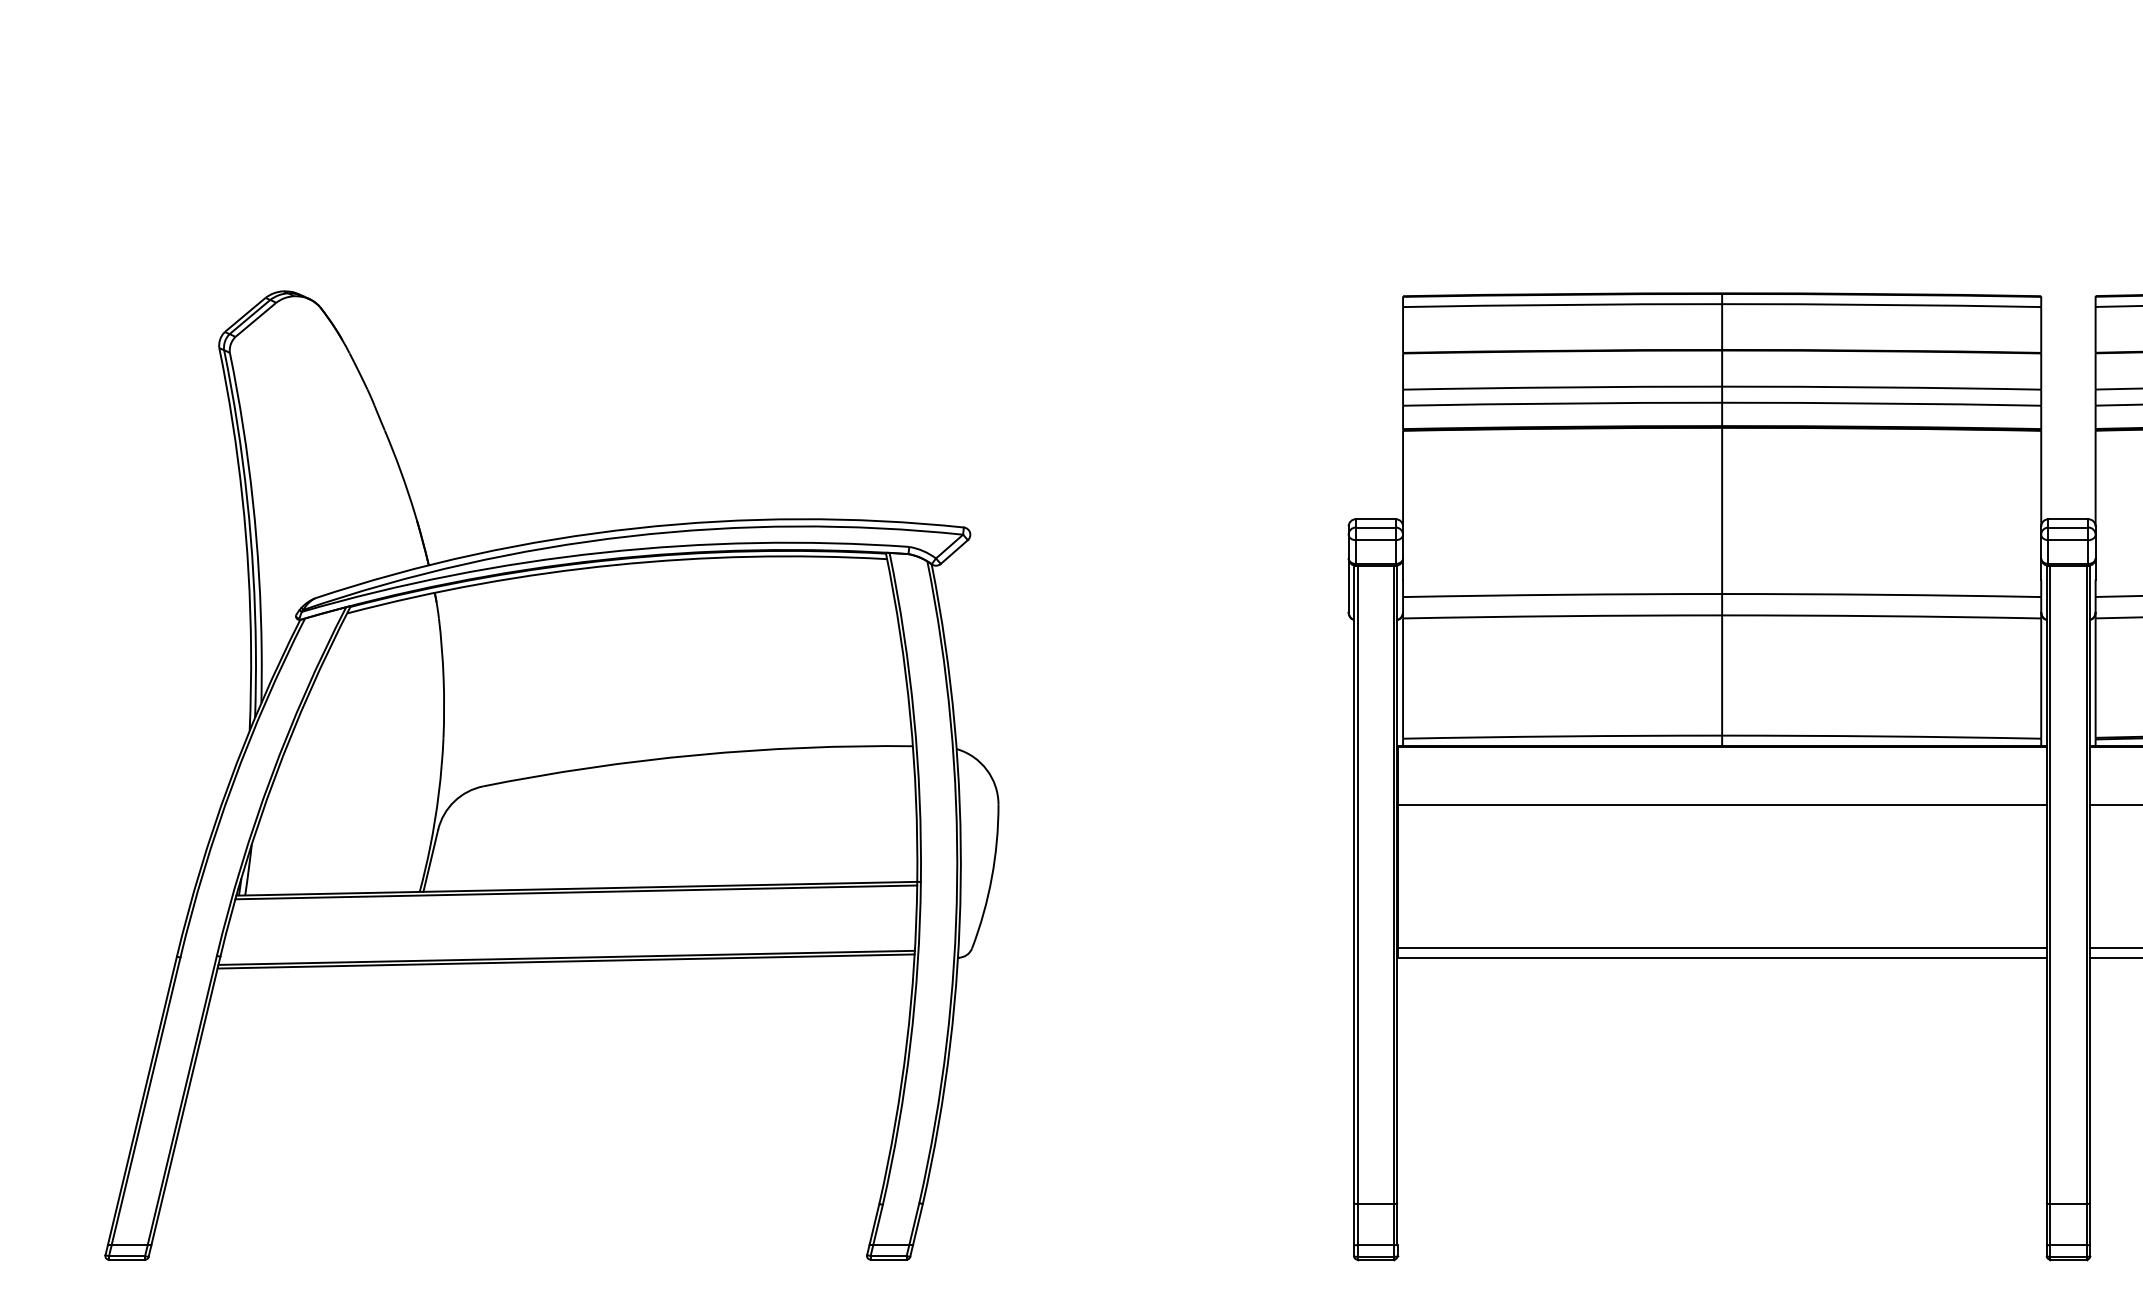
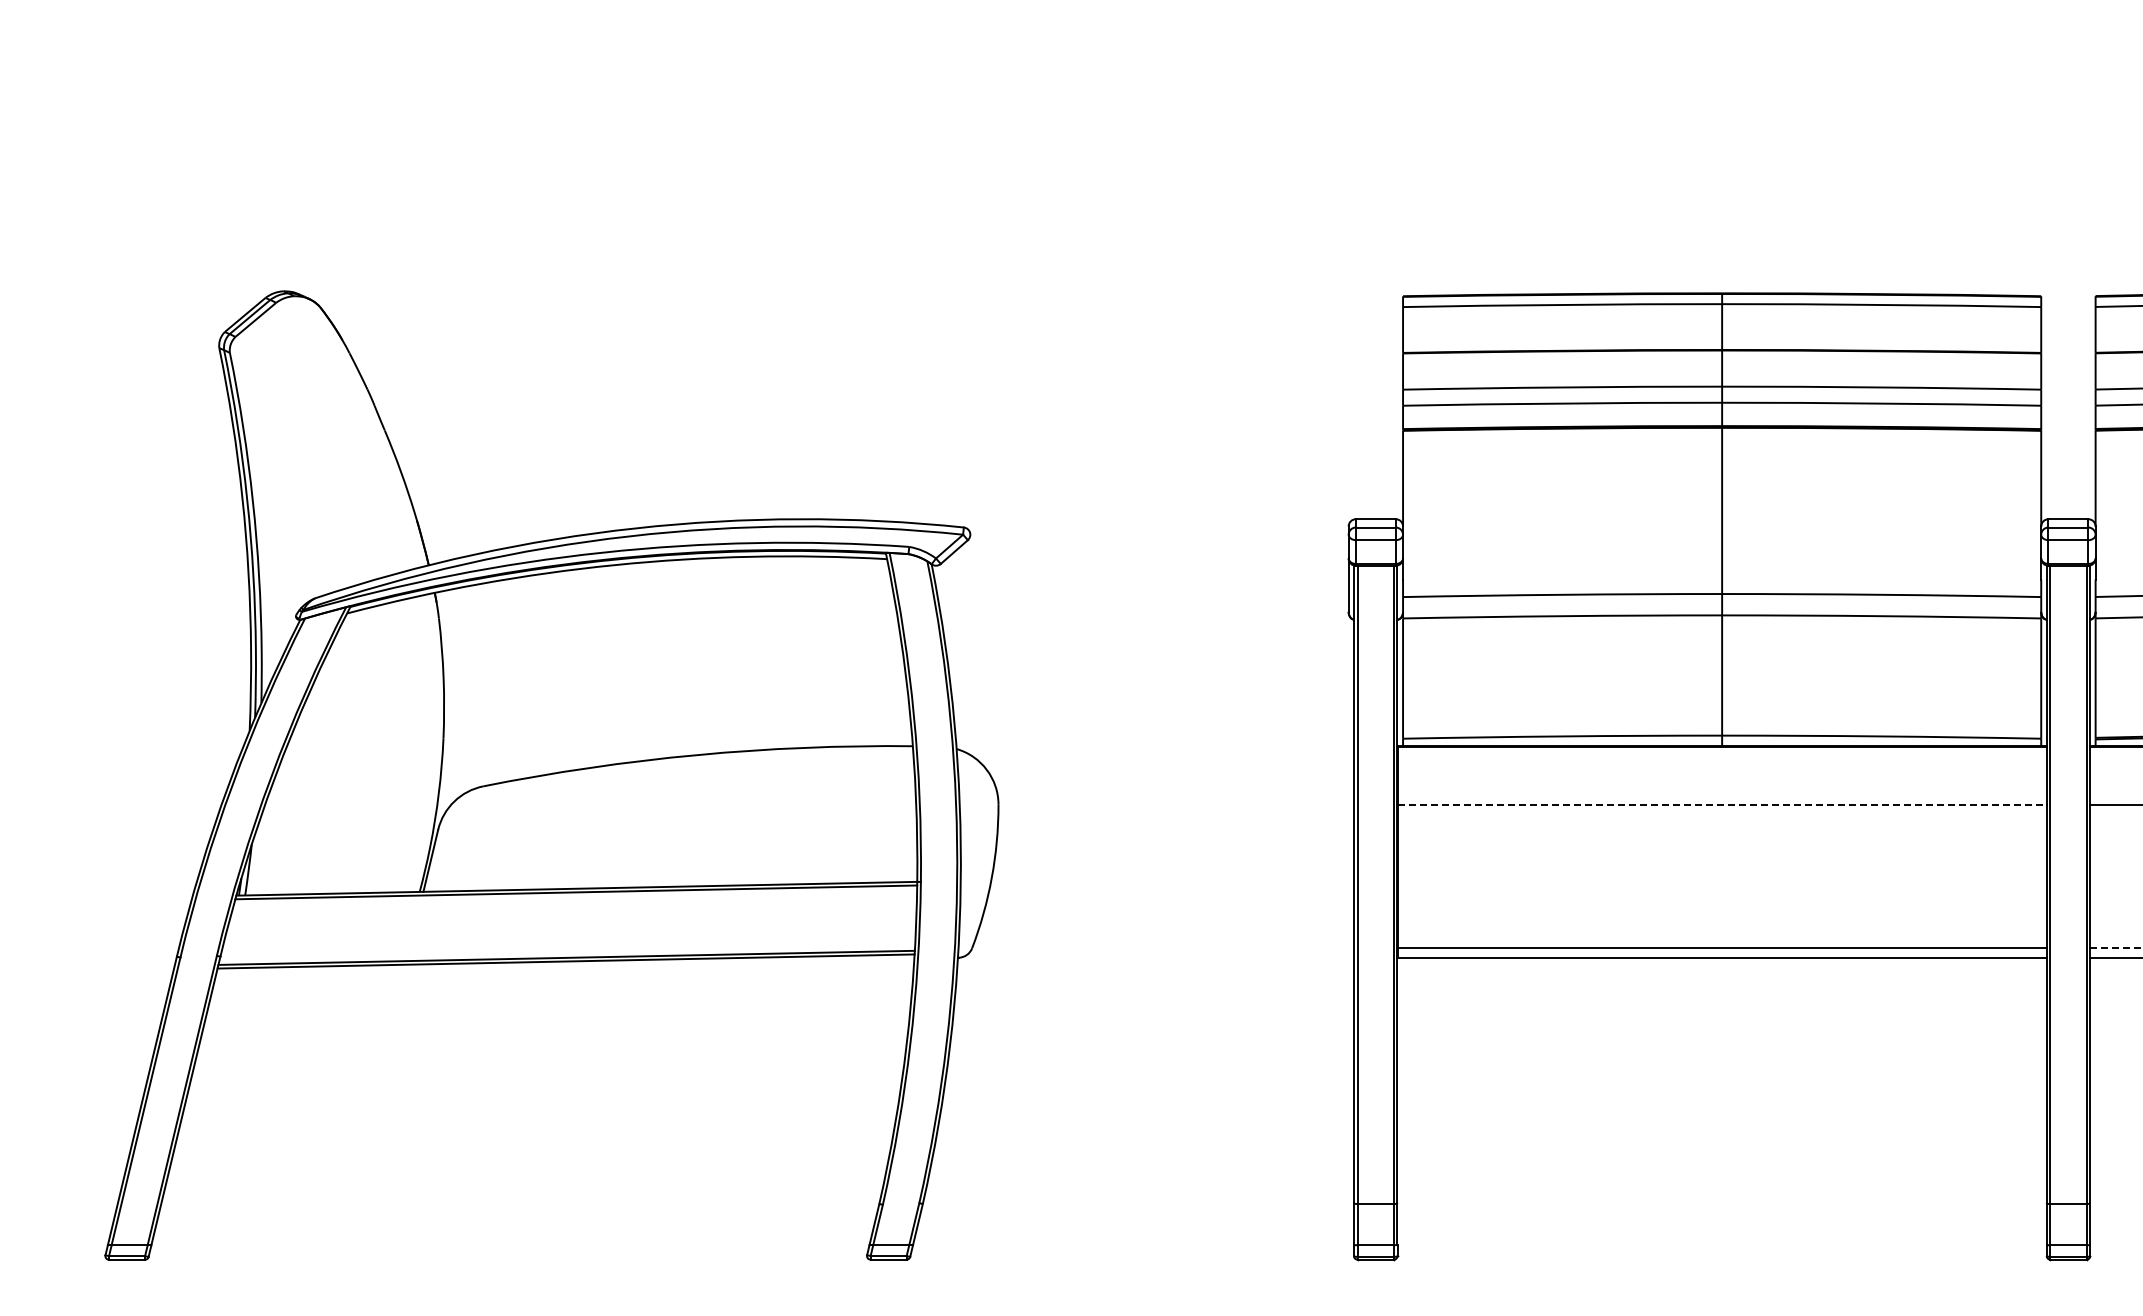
line: solid -> dashed (1722, 804)
line: solid -> dashed (2116, 948)
